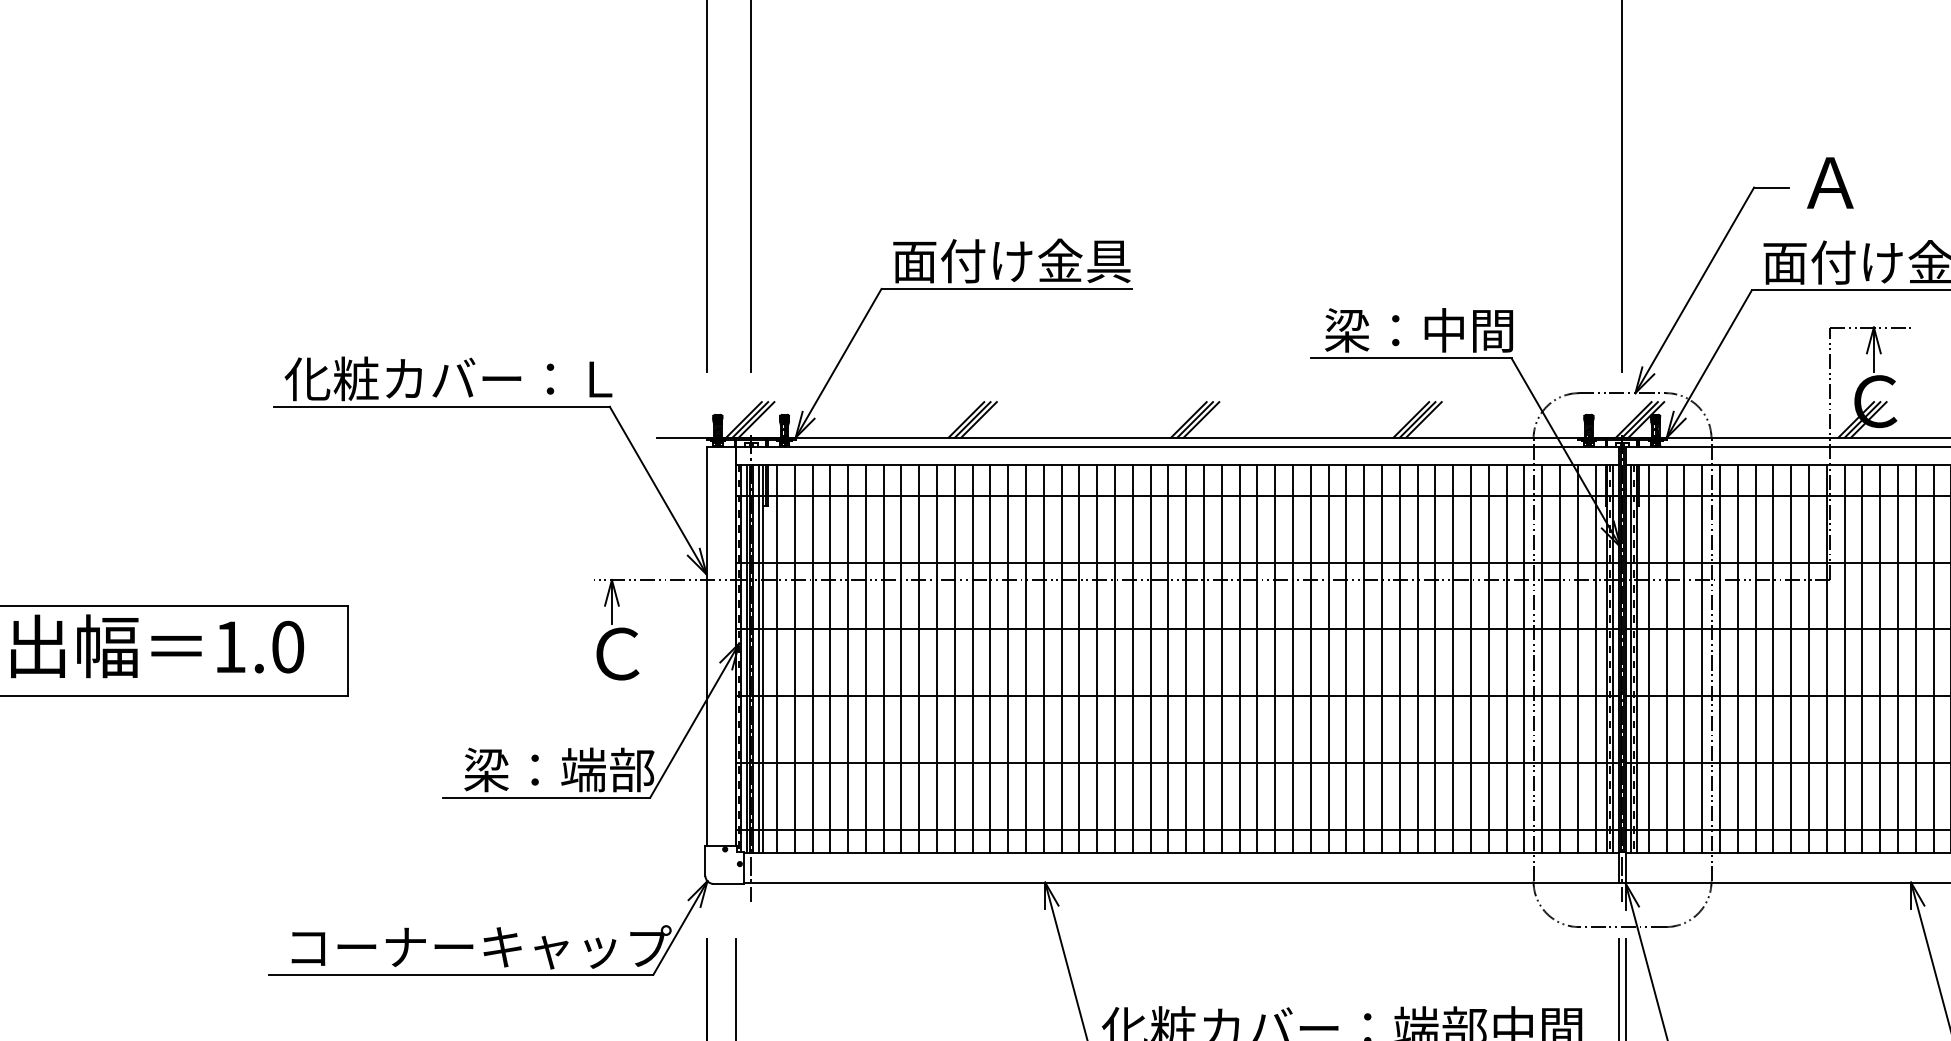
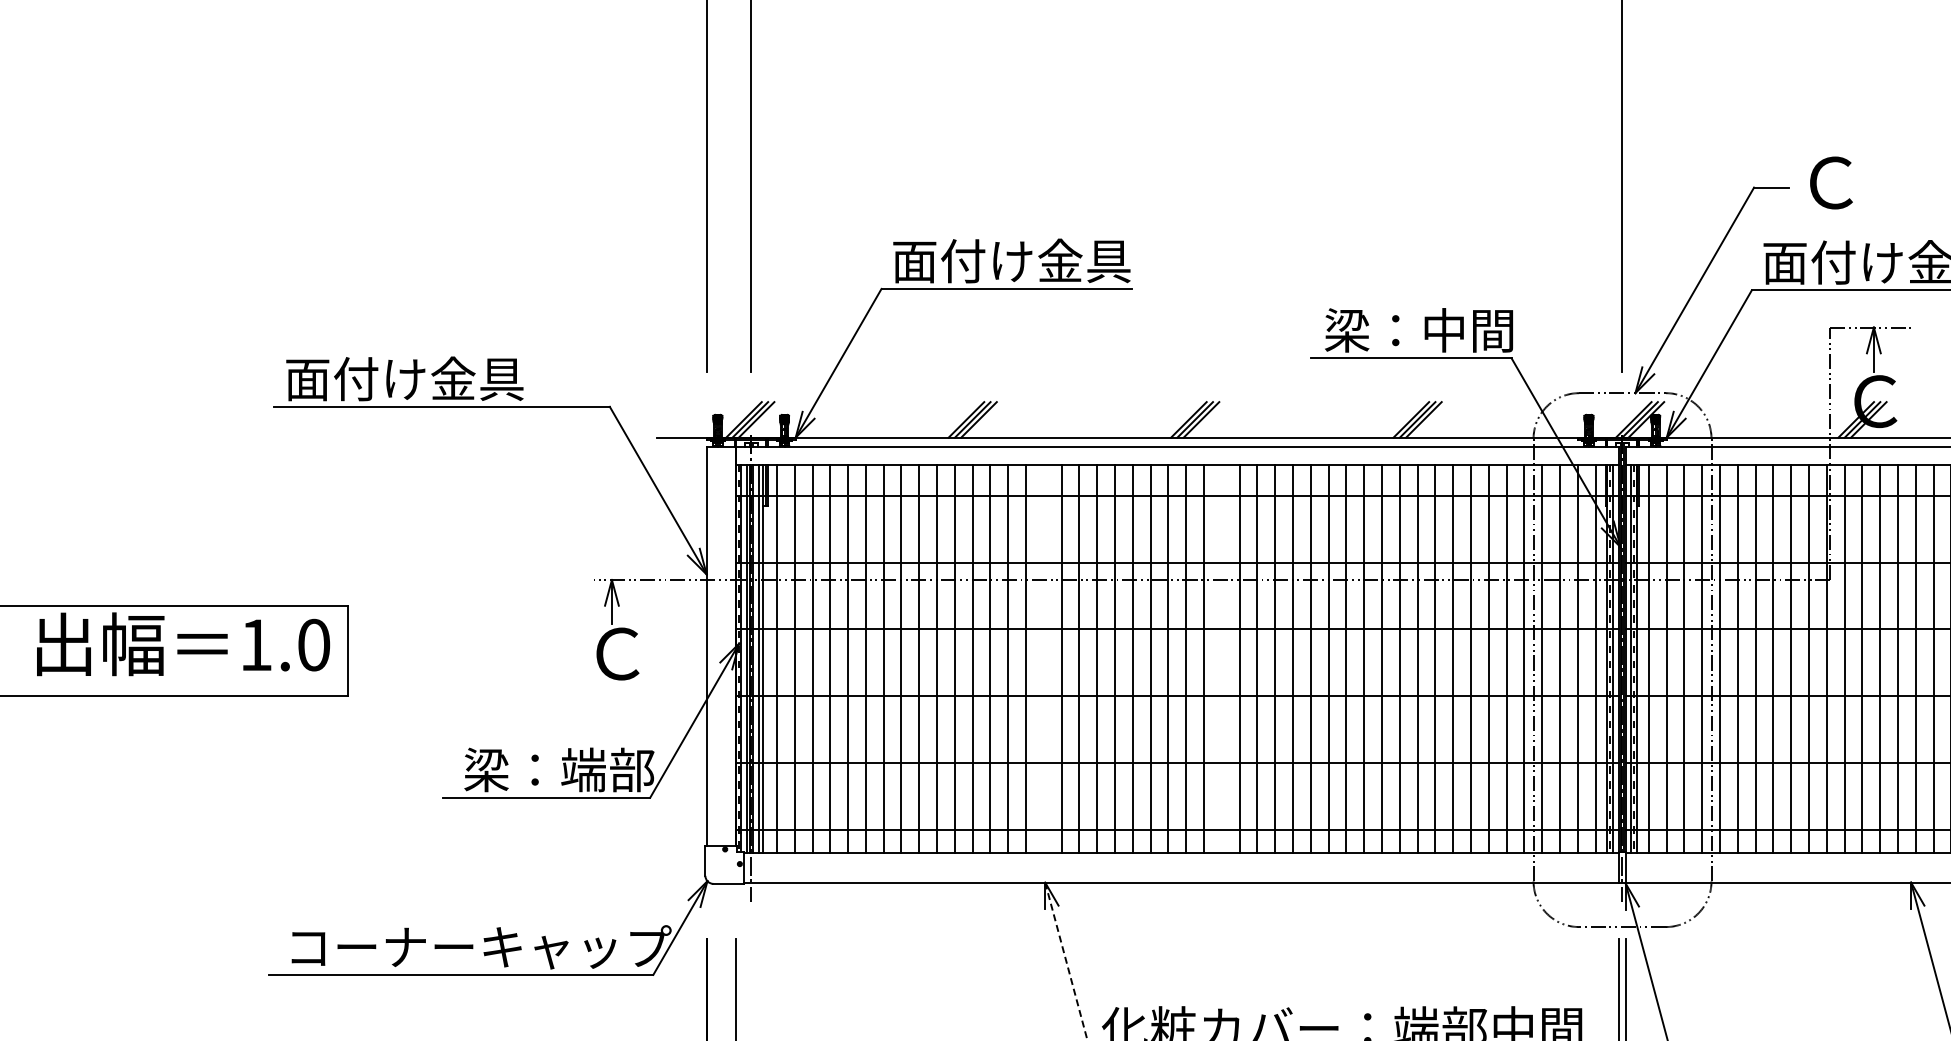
text: Ａ -> Ｃ (1830, 182)
text: 化粧カバー：Ｌ -> 面付け金具 (448, 378)
text position: (157, 646) -> (183, 644) (183, 644)
line: present -> none (1043, 658)
line: present -> none (1221, 658)
line: solid -> dashed (1066, 961)
